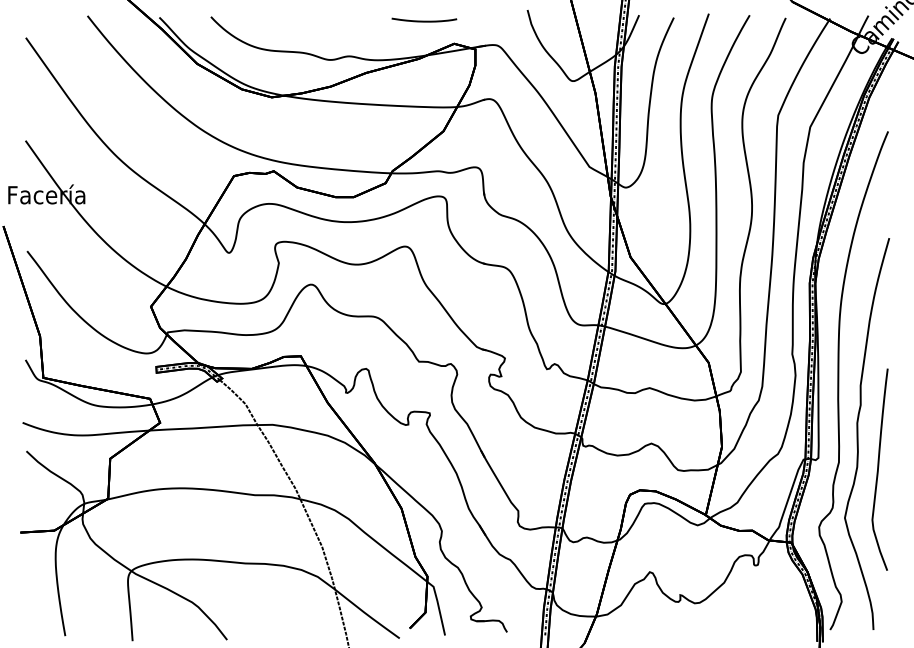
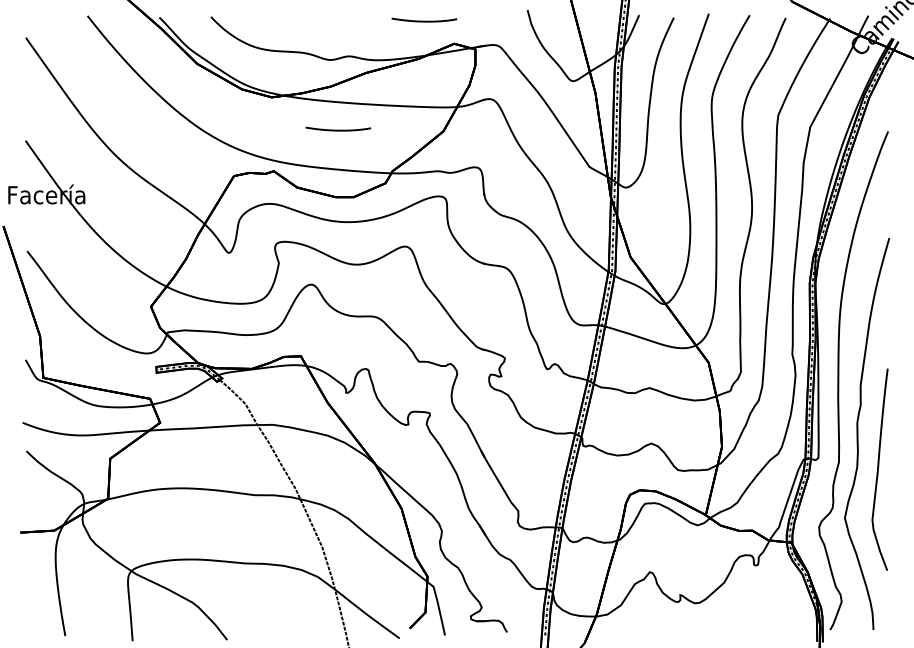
curve: none -> present (338, 129)
